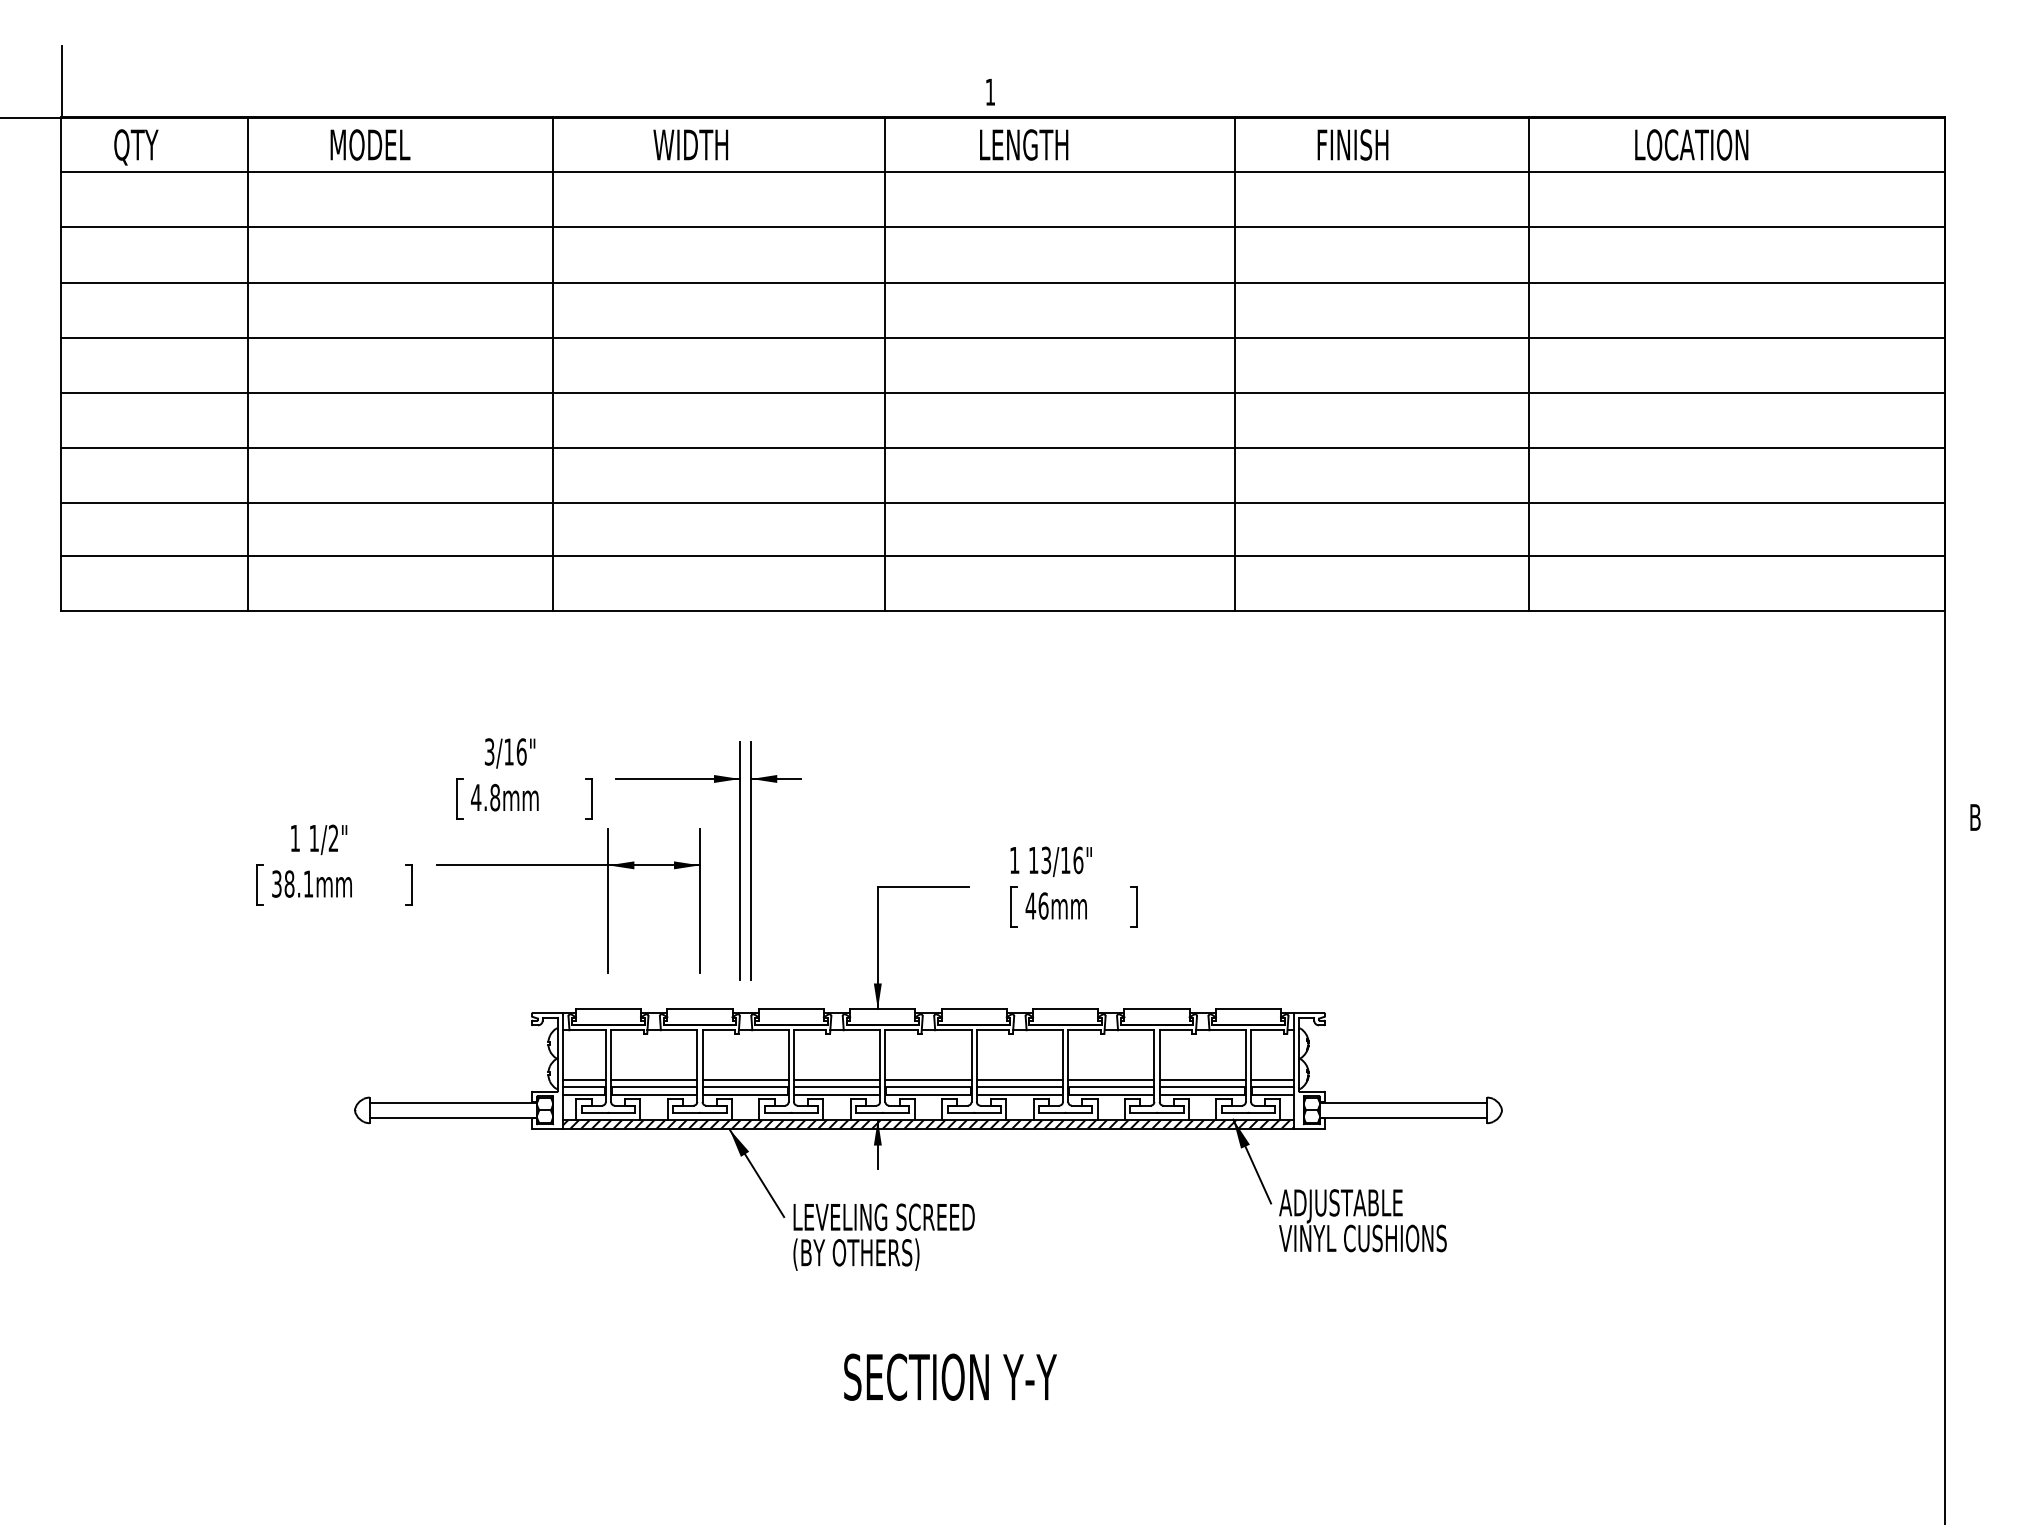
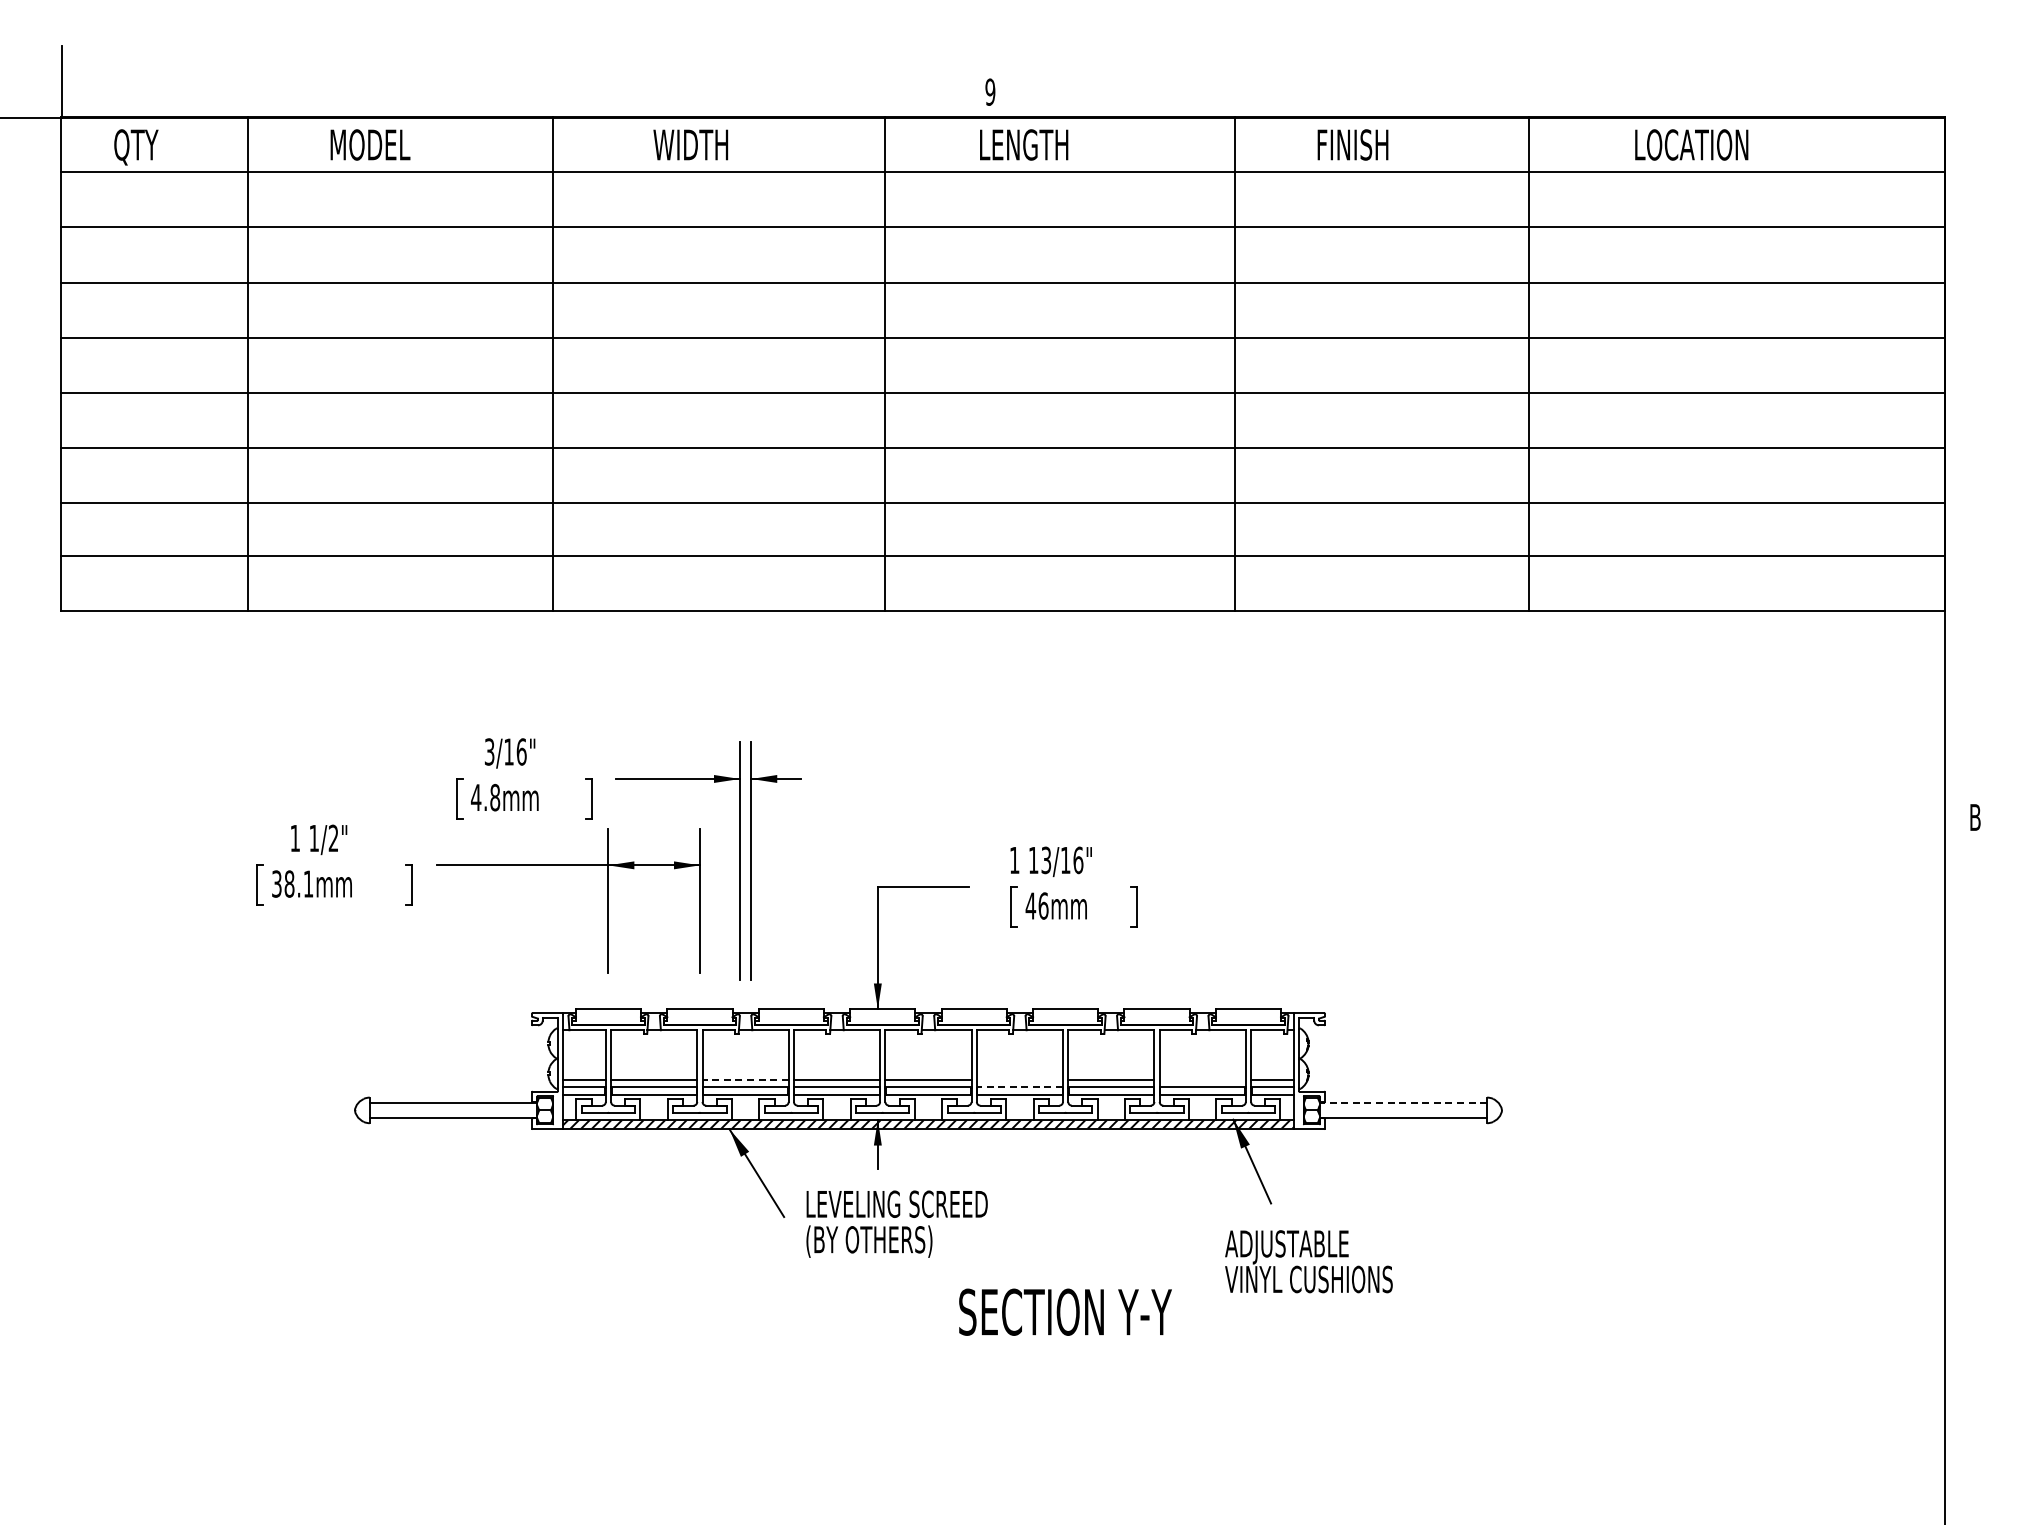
text: 1 -> 9 (990, 91)
line: solid -> dashed (745, 1079)
line: present -> none (1019, 1079)
line: present -> none (1202, 1079)
line: solid -> dashed (1019, 1087)
line: solid -> dashed (1403, 1102)
text position: (1362, 1220) -> (1308, 1261) (1308, 1261)
text position: (883, 1236) -> (896, 1223) (896, 1223)
text position: (950, 1376) -> (1065, 1311) (1065, 1311)
